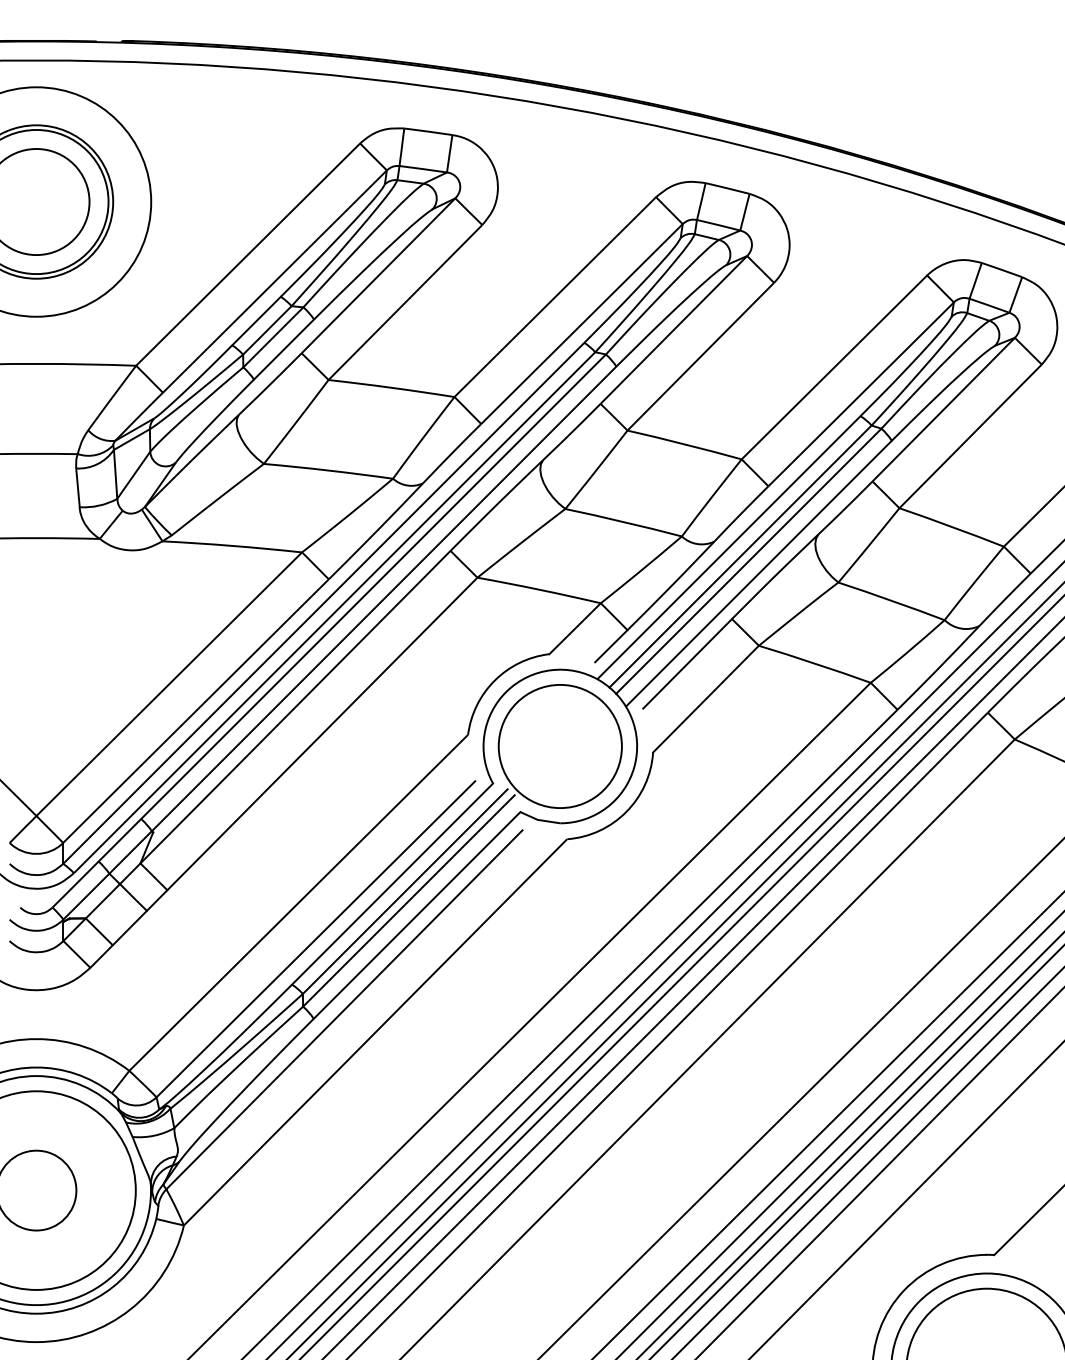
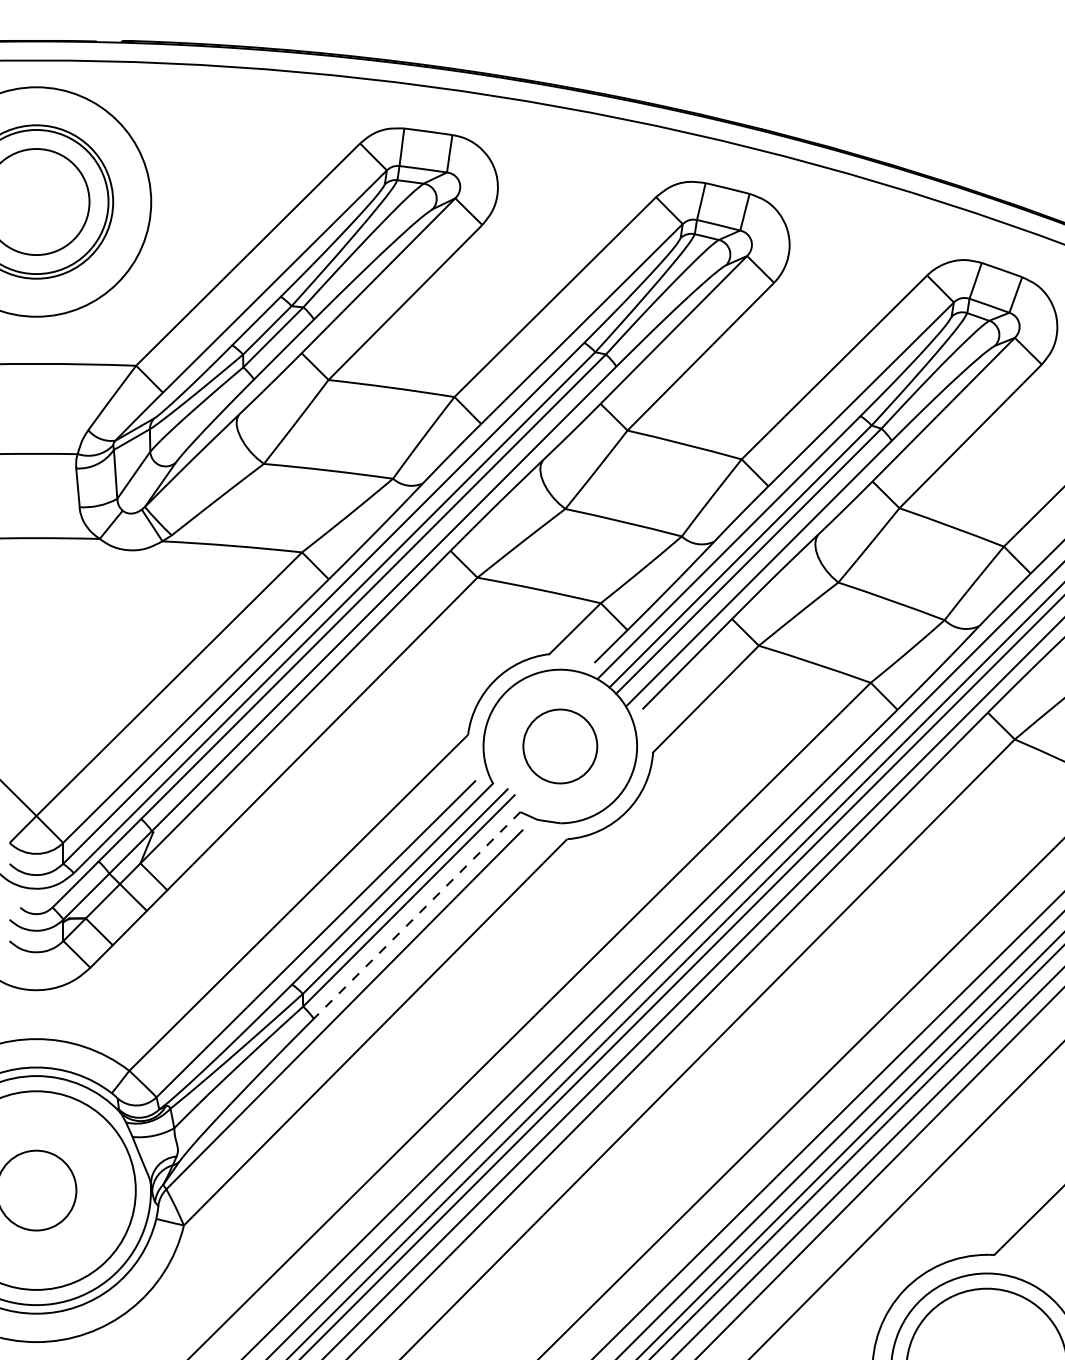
circle diameter: 123 px -> 74 px (560, 746)
line: solid -> dashed (416, 915)
